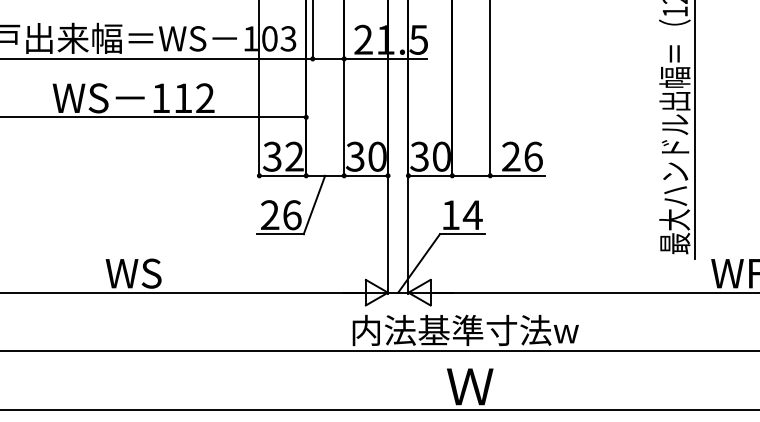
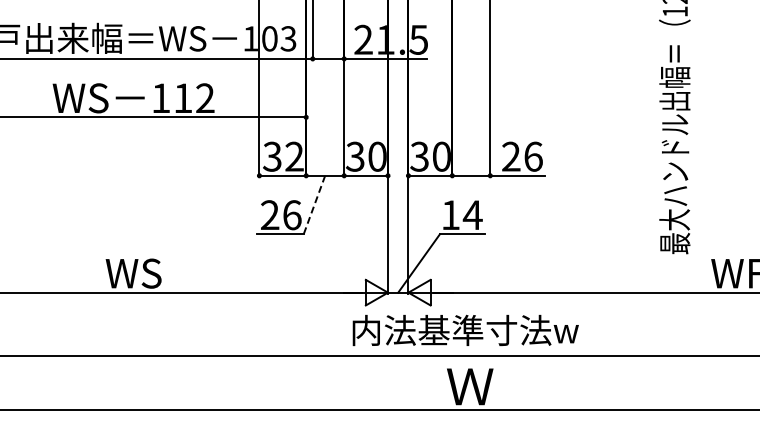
line: present -> none (695, 130)
line: solid -> dashed (314, 205)
line position: (379, 351) -> (379, 356) (379, 356)
